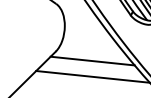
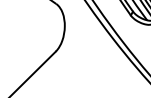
line: present -> none (92, 60)
line: present -> none (91, 76)
